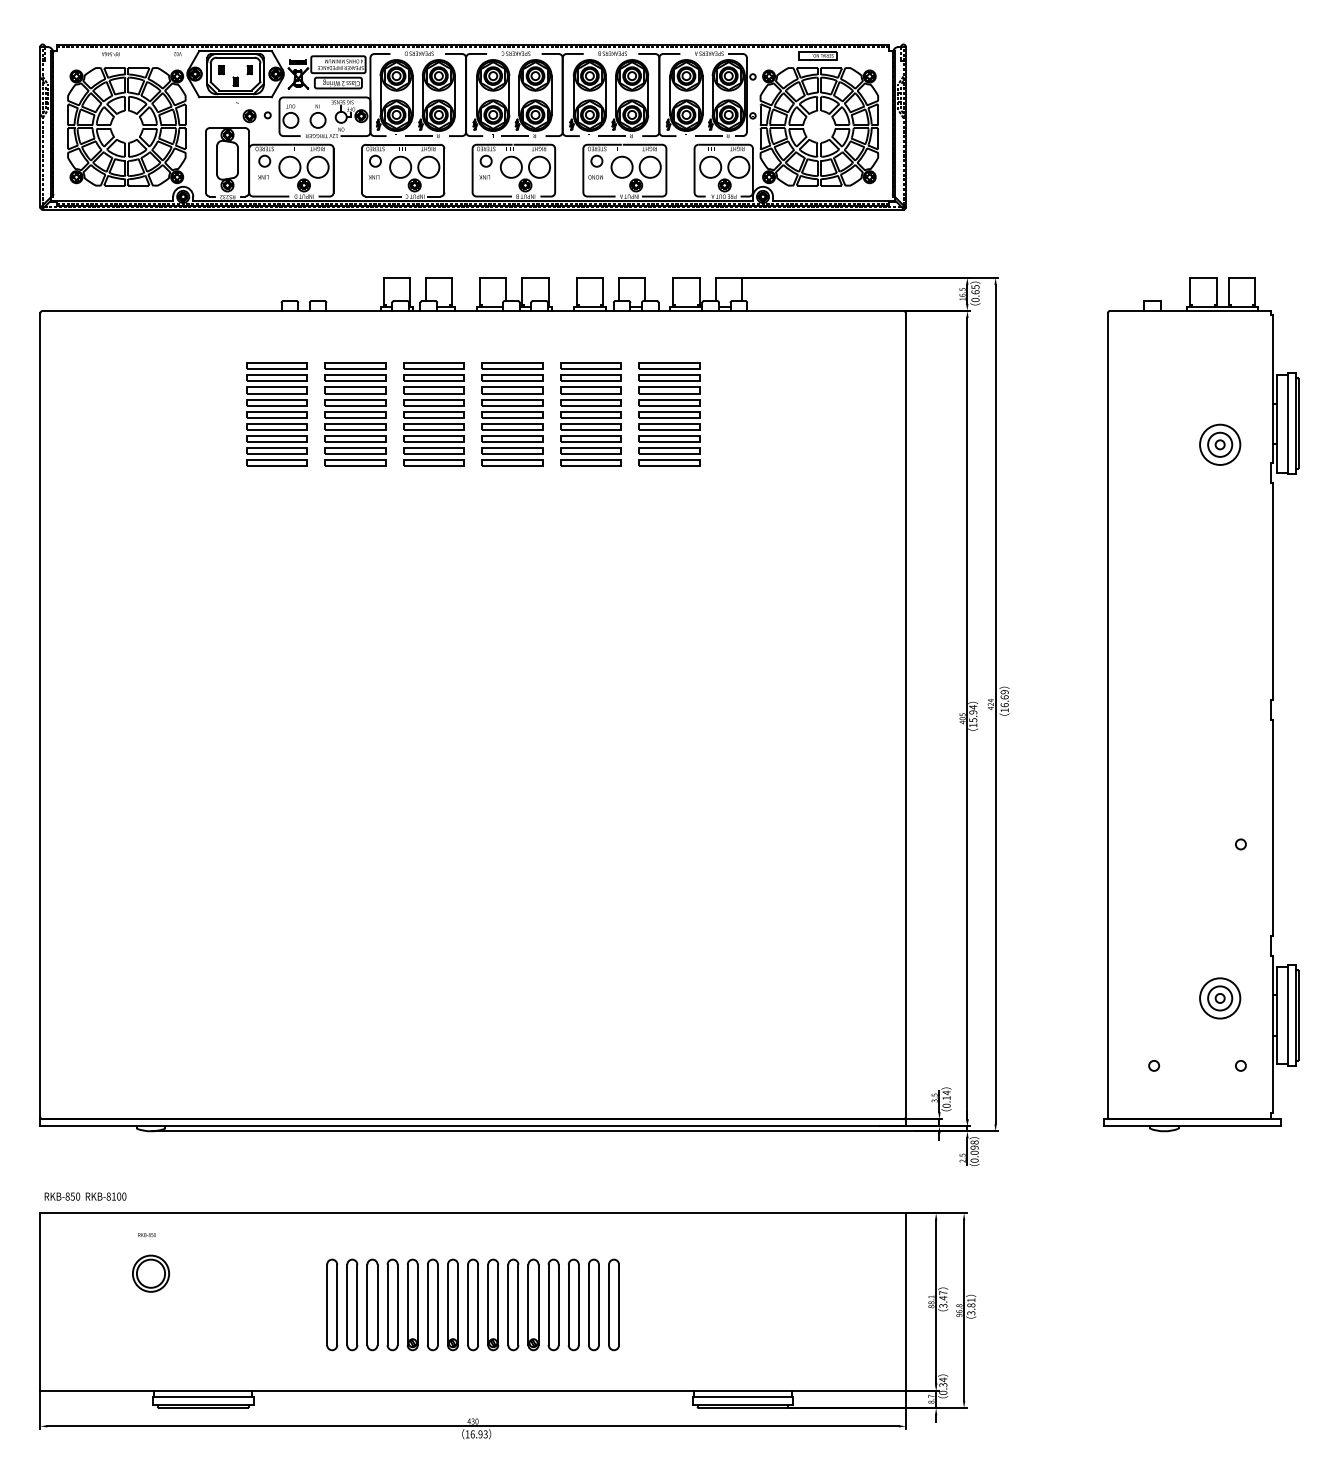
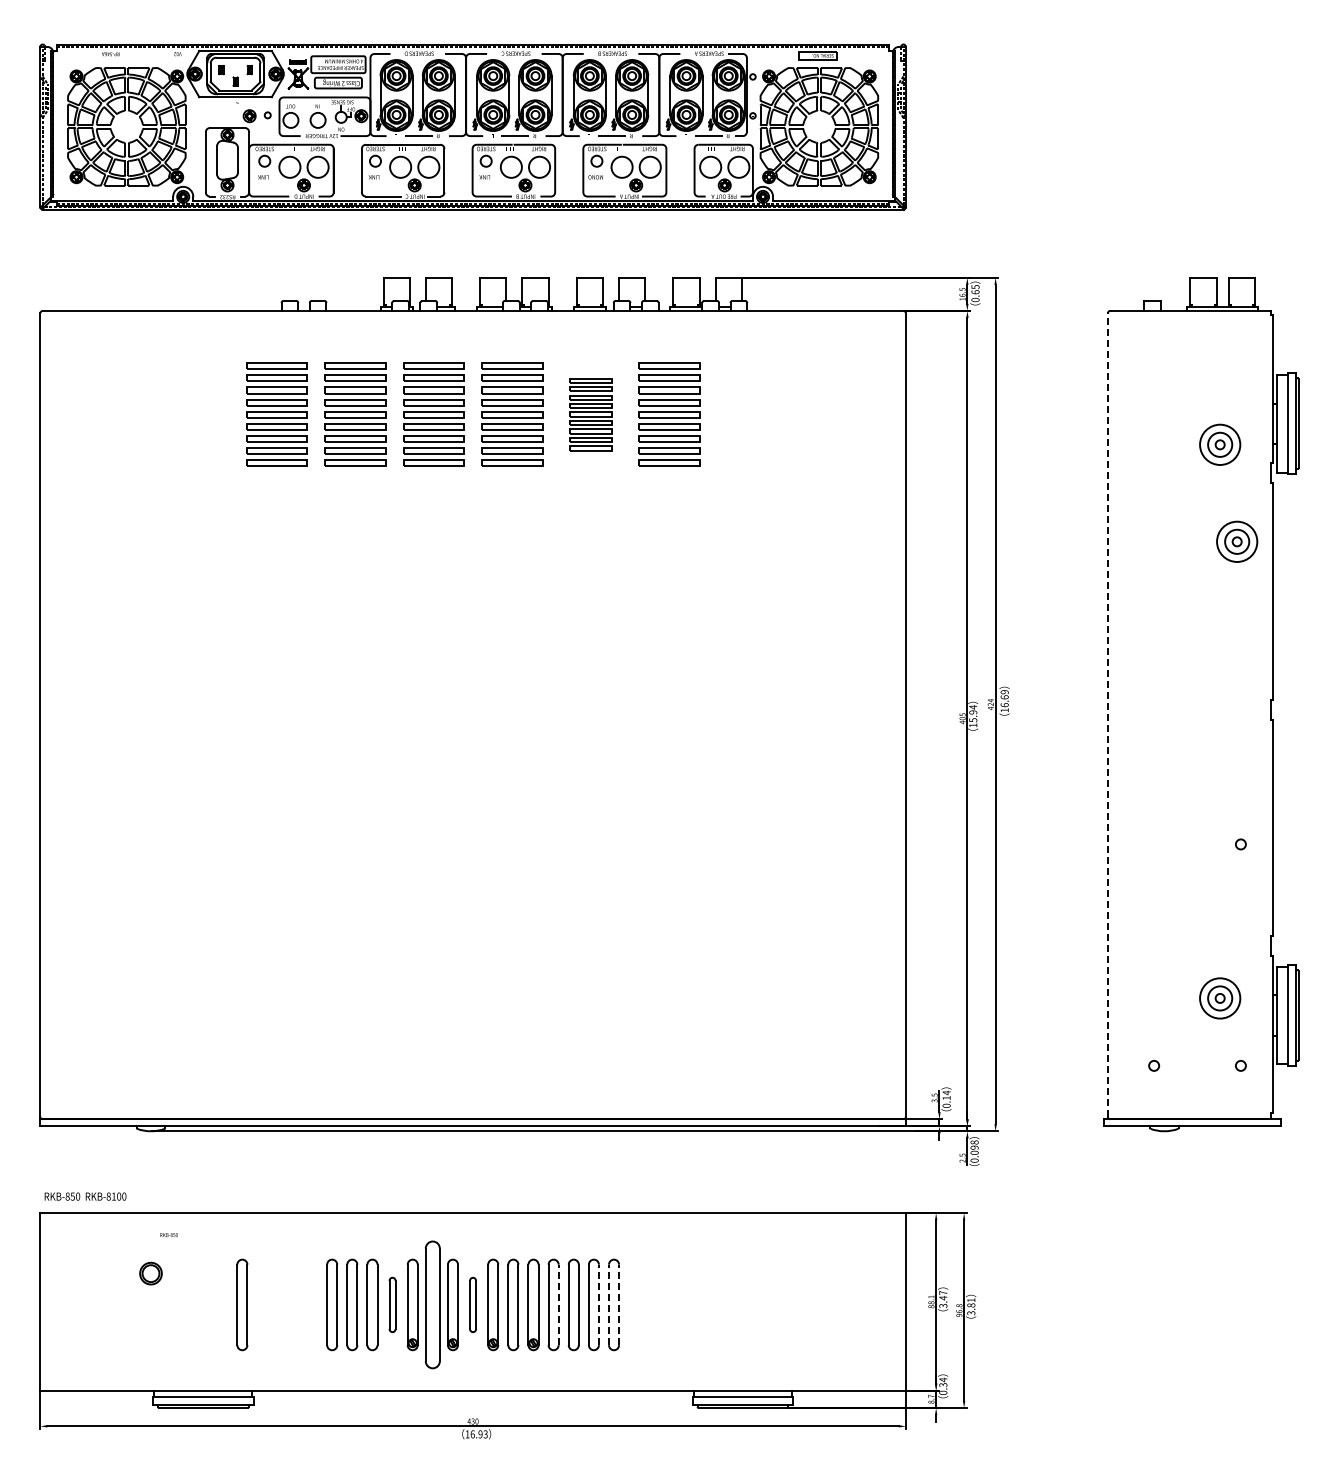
part size: 62x105 px -> 44x74 px (590, 414)
part: none -> present (1237, 541)
line: solid -> dashed (1107, 715)
text position: (146, 1235) -> (168, 1235) (168, 1235)
part size: 38x39 px -> 24x25 px (150, 1273)
part: none -> present (242, 1304)
part size: 13x94 px -> 9x57 px (392, 1304)
part size: 12x94 px -> 17x130 px (432, 1304)
part size: 12x94 px -> 8x57 px (472, 1304)
line: solid -> dashed (558, 1304)
line: solid -> dashed (598, 1304)
line: solid -> dashed (609, 1304)
line: solid -> dashed (619, 1304)
